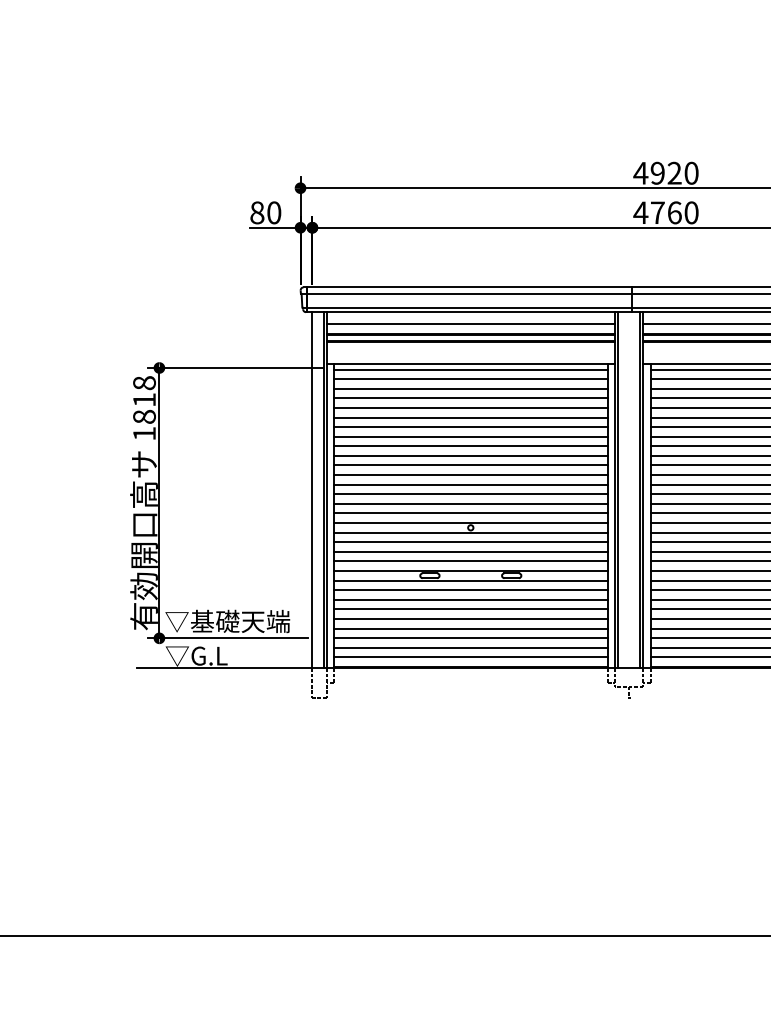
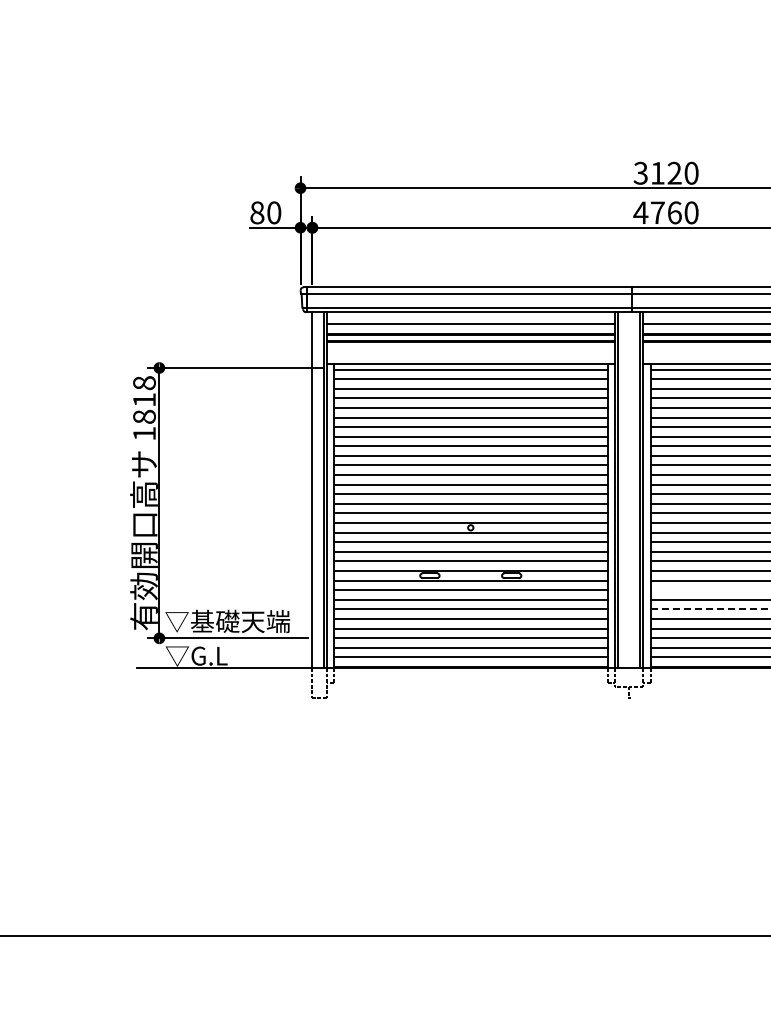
text: 4920 -> 3120 (648, 172)
line: present -> none (708, 590)
line: solid -> dashed (710, 609)
